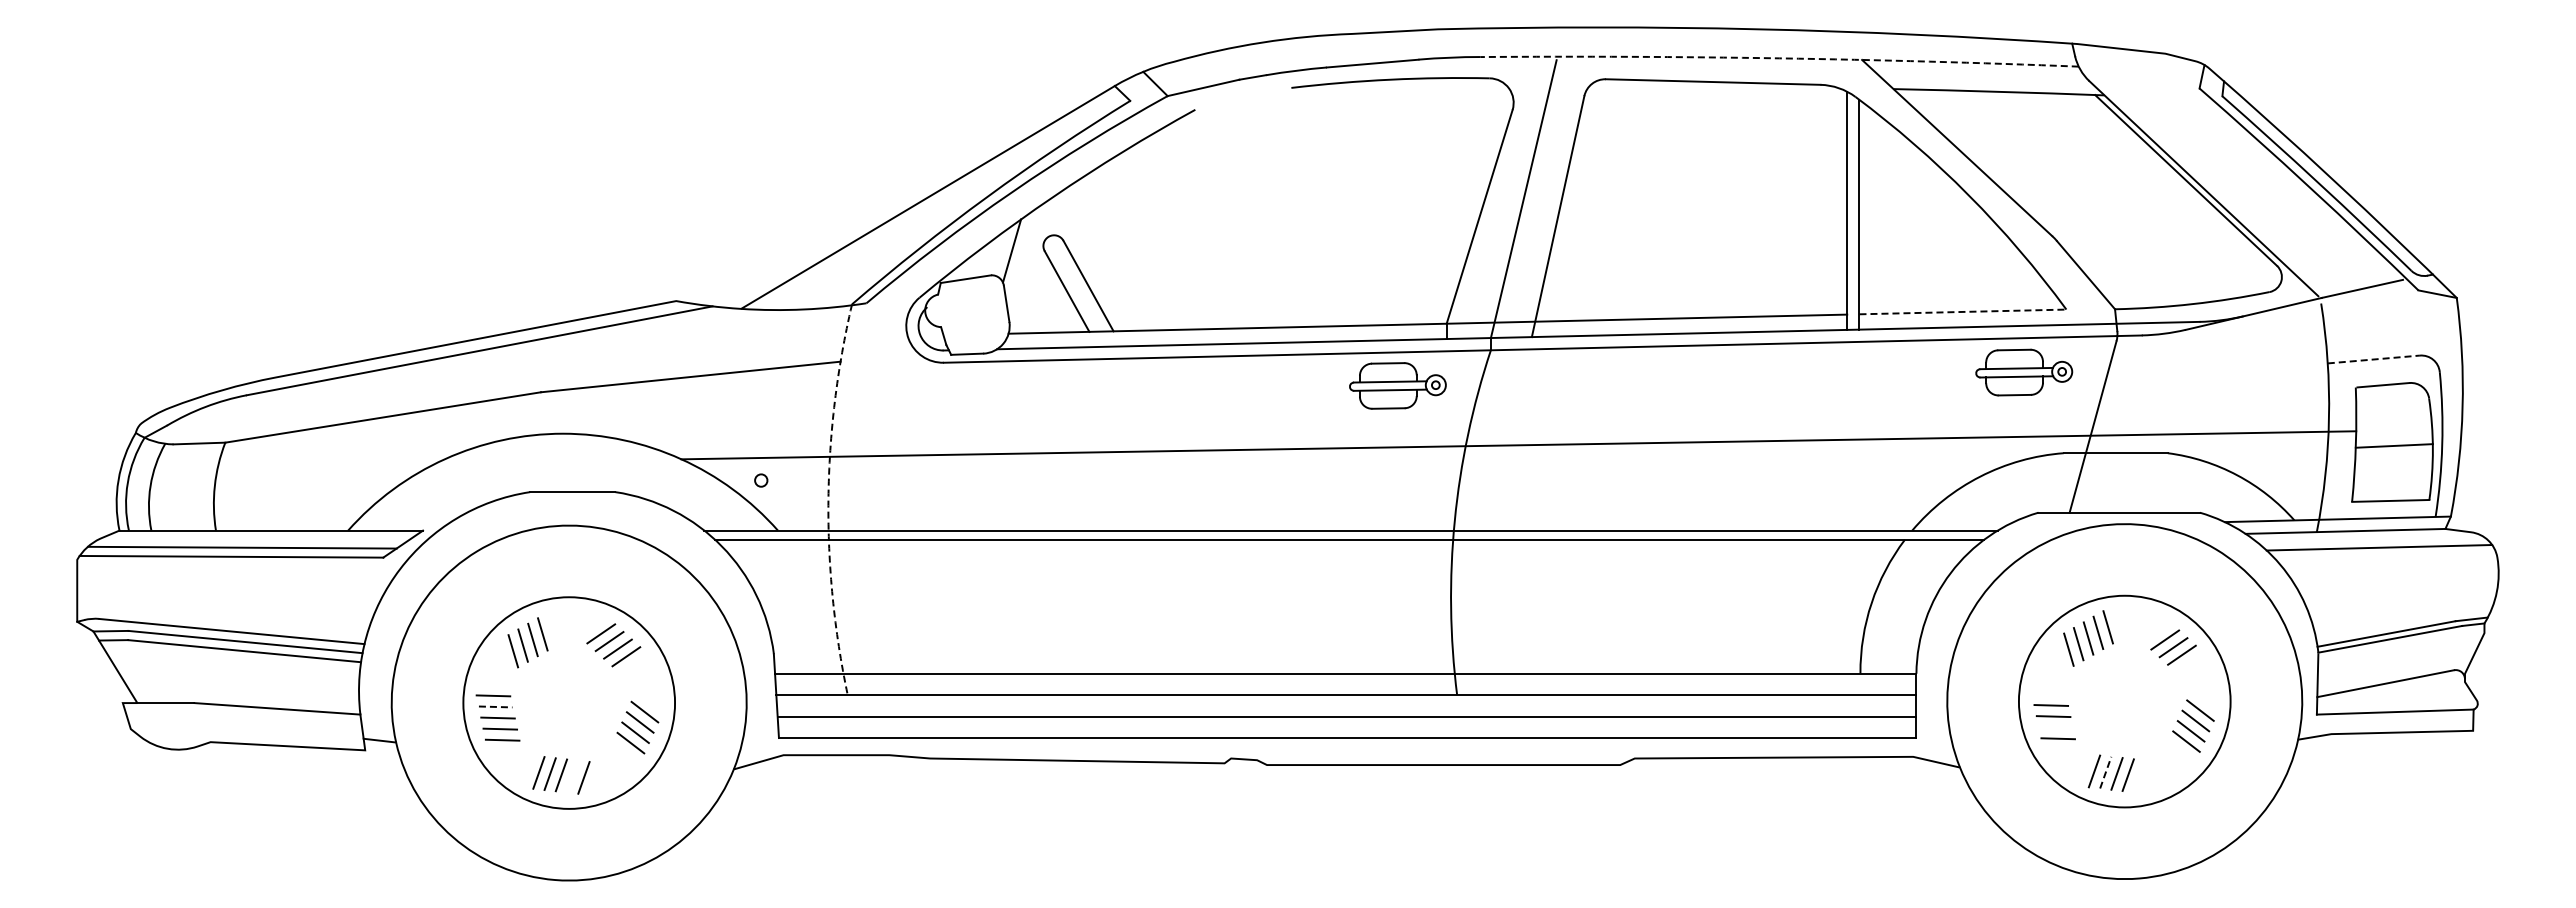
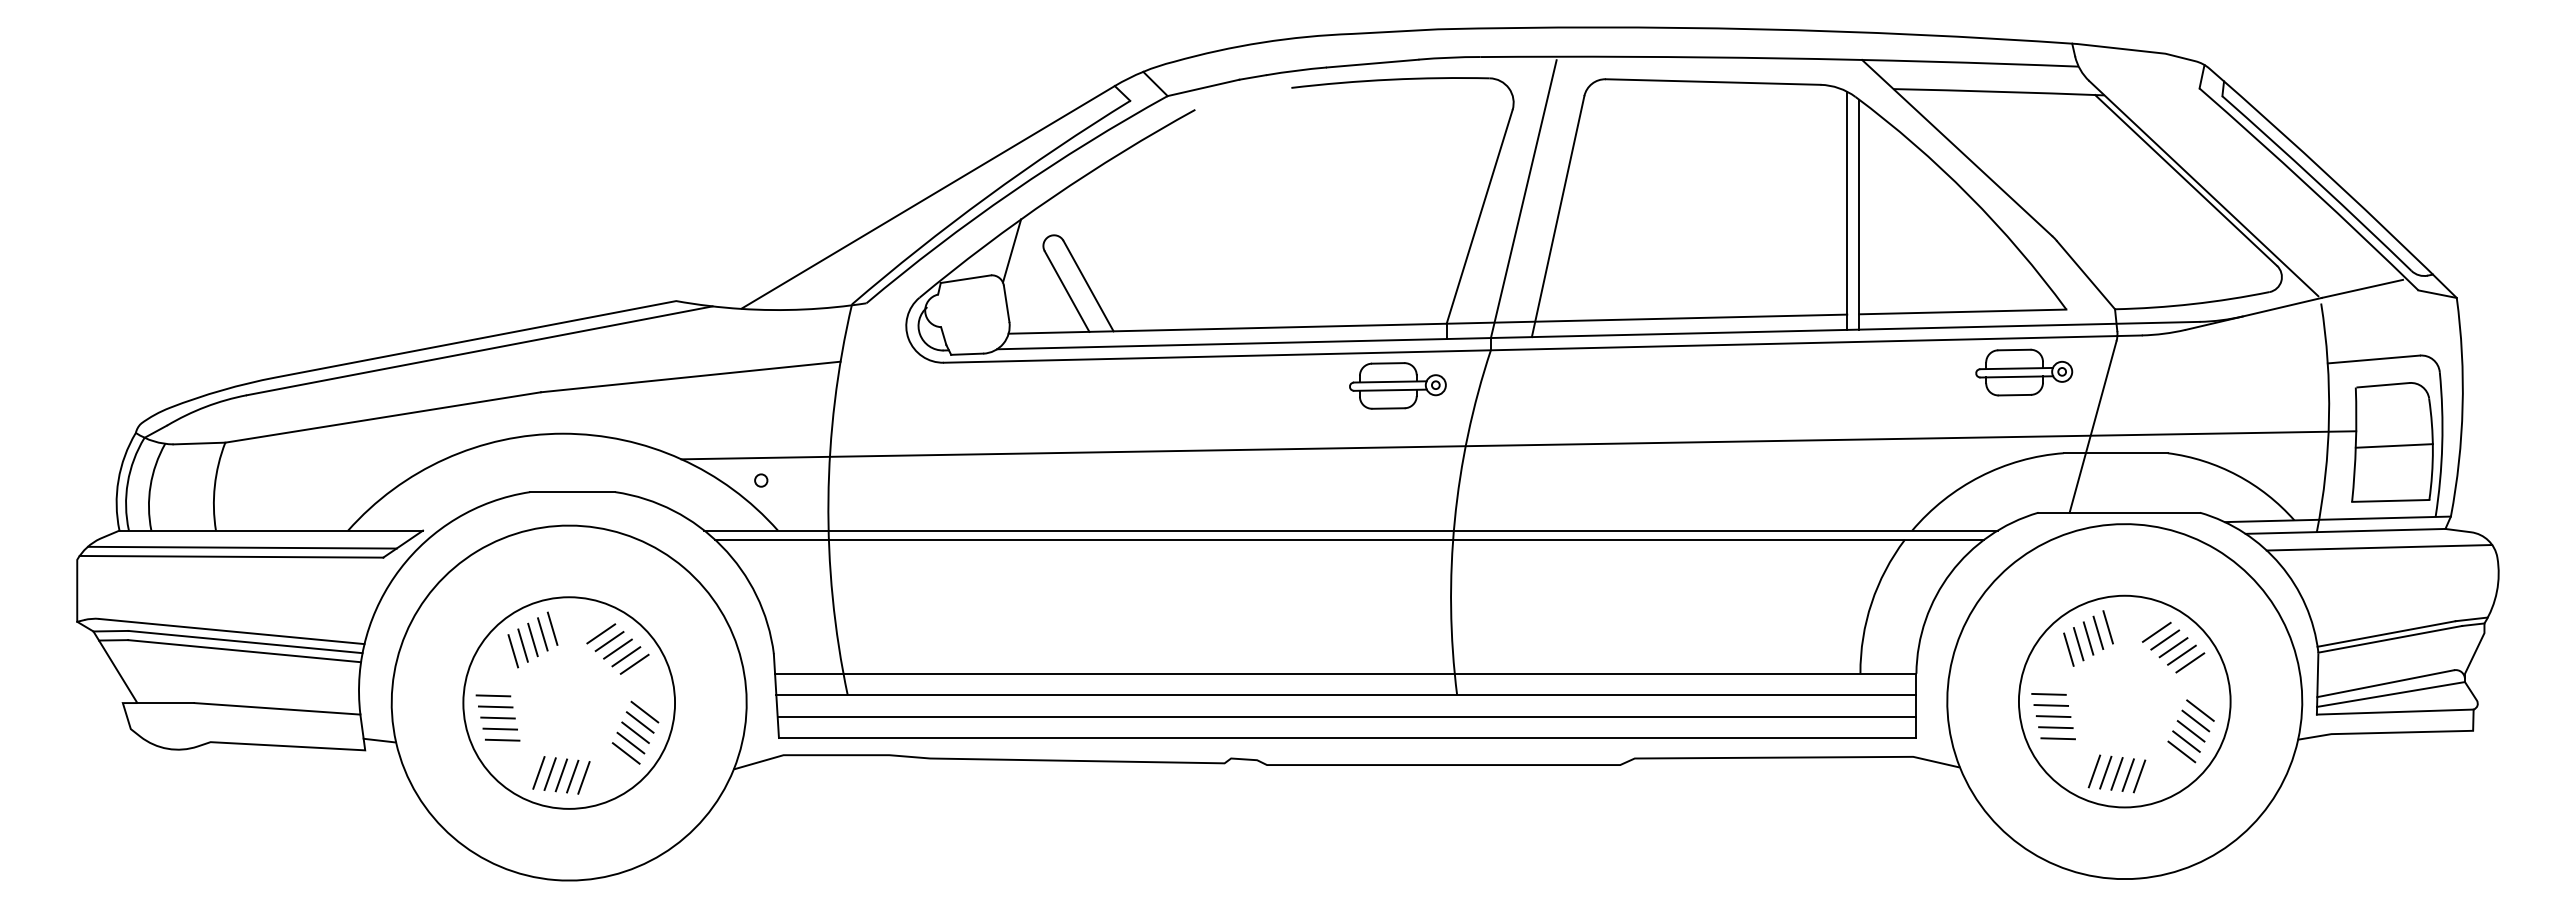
arc: dashed -> solid (1779, 58)
line: dashed -> solid (1963, 311)
line: dashed -> solid (2374, 359)
arc: dashed -> solid (828, 499)
line: none -> present (552, 628)
line: none -> present (2156, 631)
line: none -> present (2190, 662)
line: none -> present (634, 663)
line: none -> present (2048, 693)
line: none -> present (2390, 694)
line: dashed -> solid (495, 706)
line: none -> present (2055, 727)
line: none -> present (2181, 751)
line: none -> present (625, 753)
line: dashed -> solid (2105, 772)
line: none -> present (572, 776)
line: none -> present (2139, 776)
